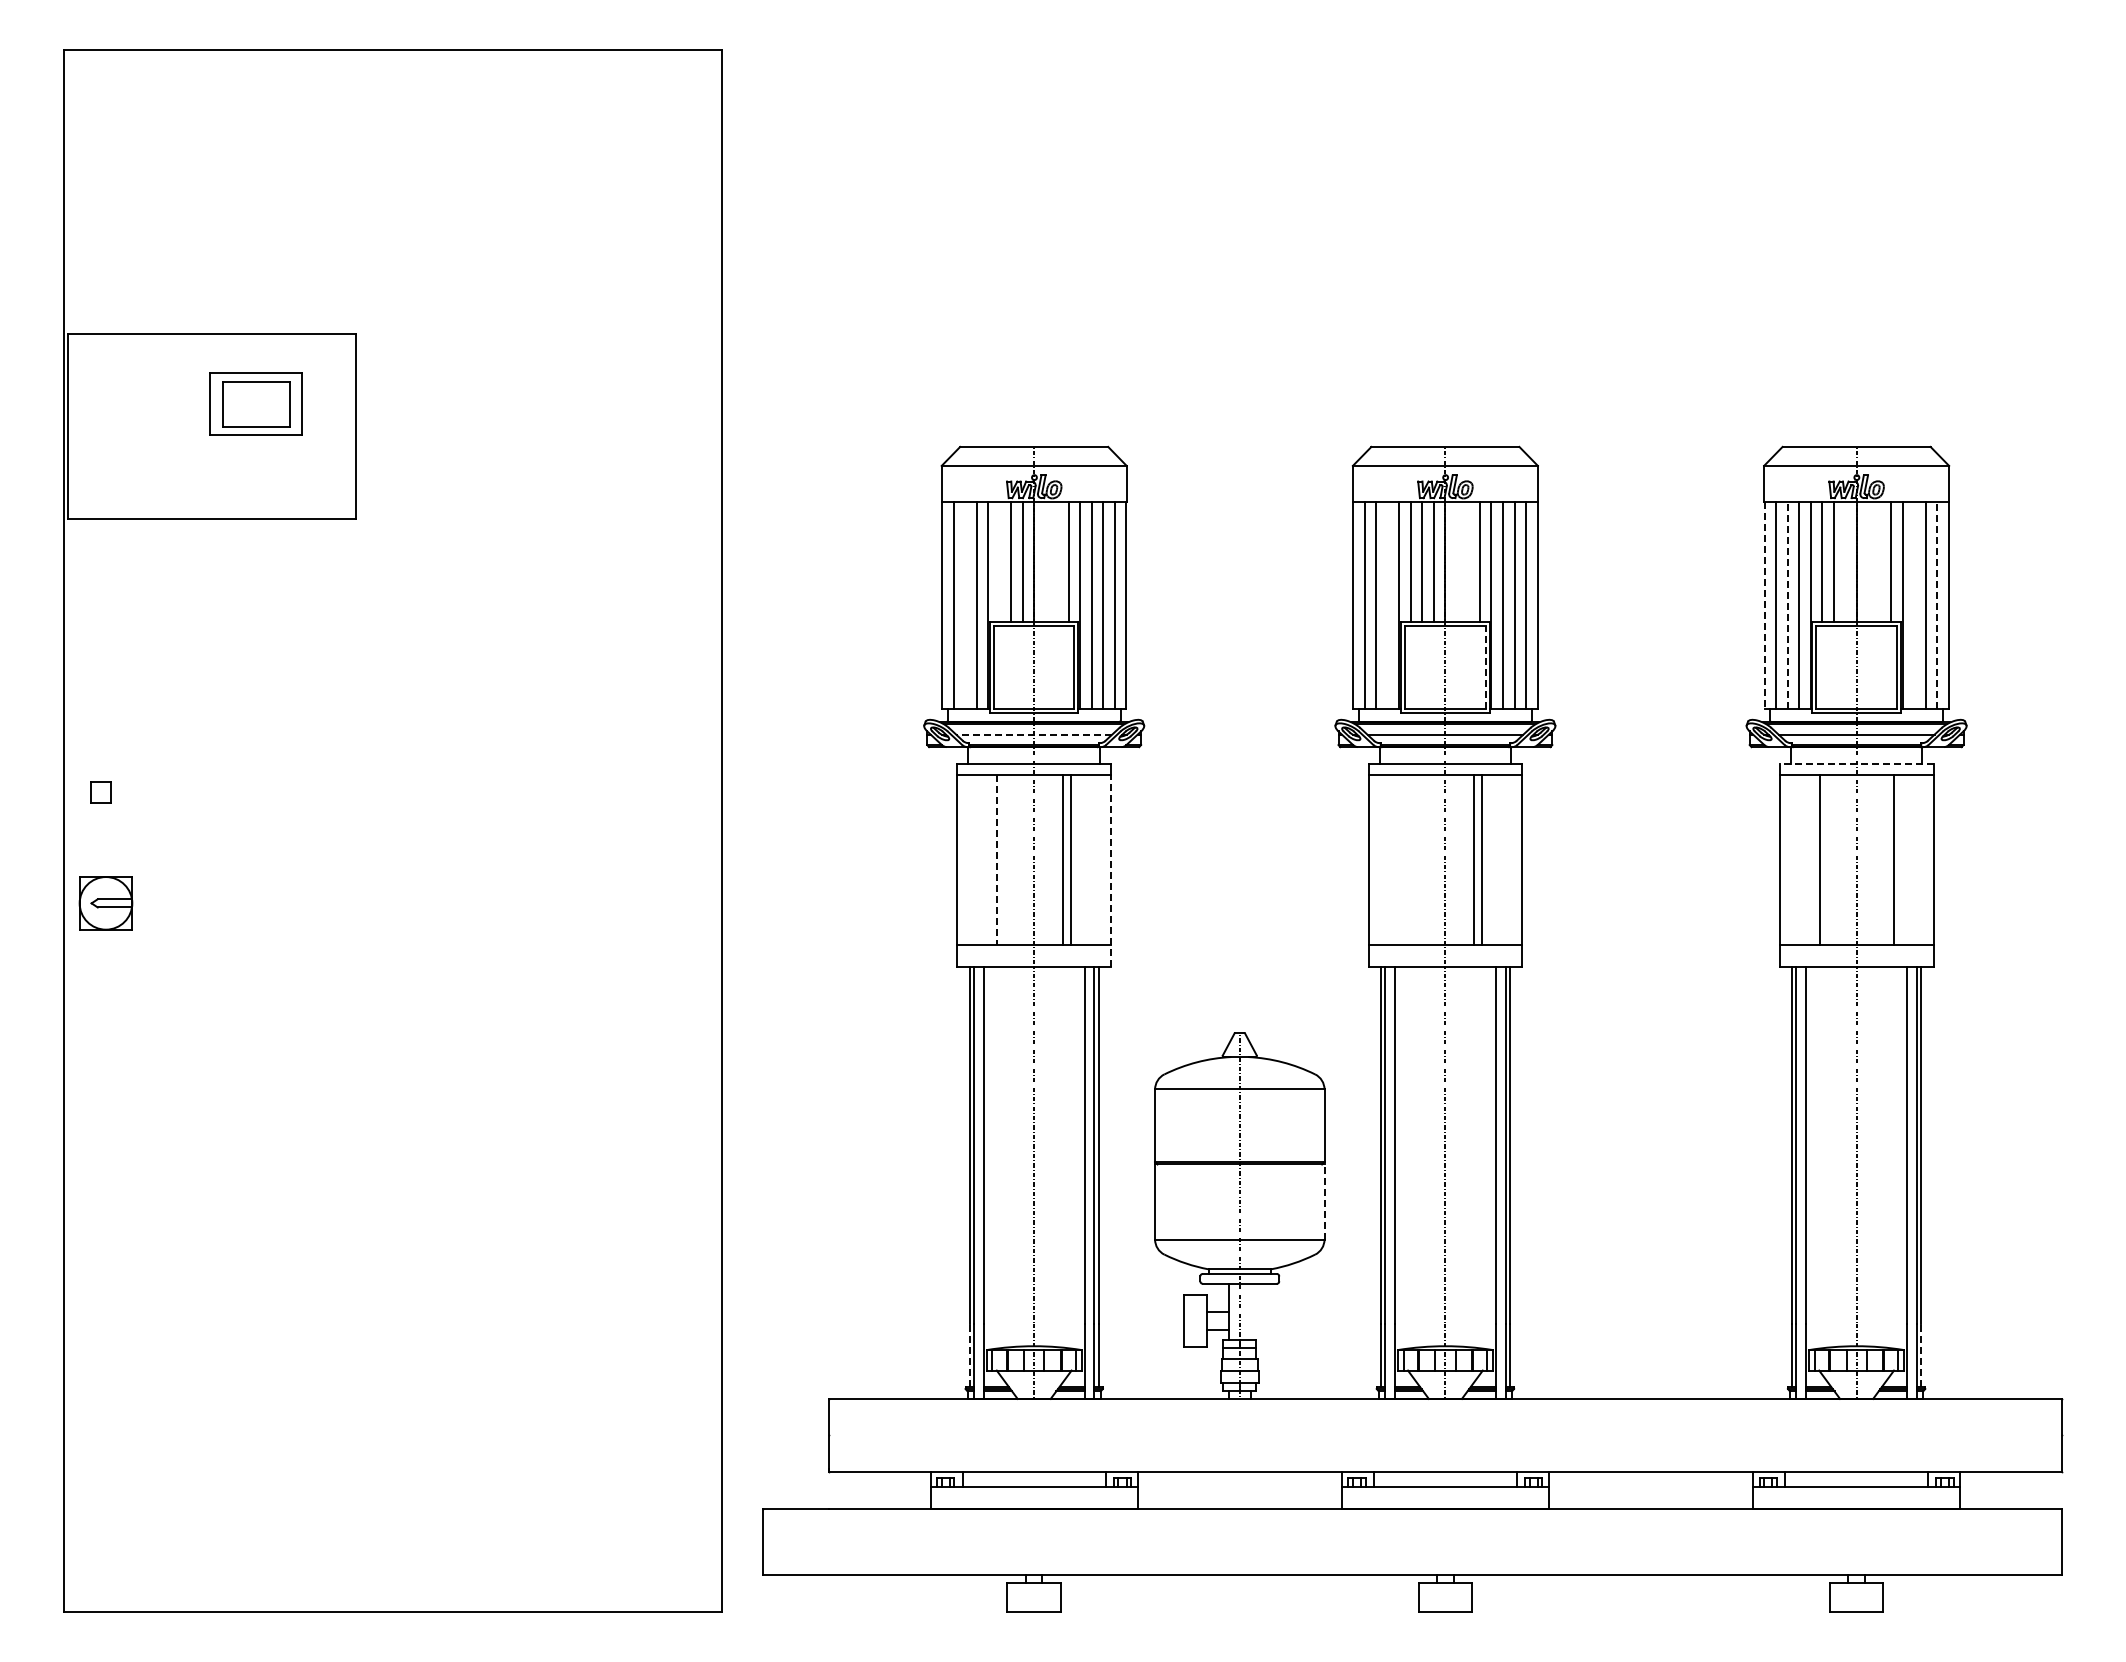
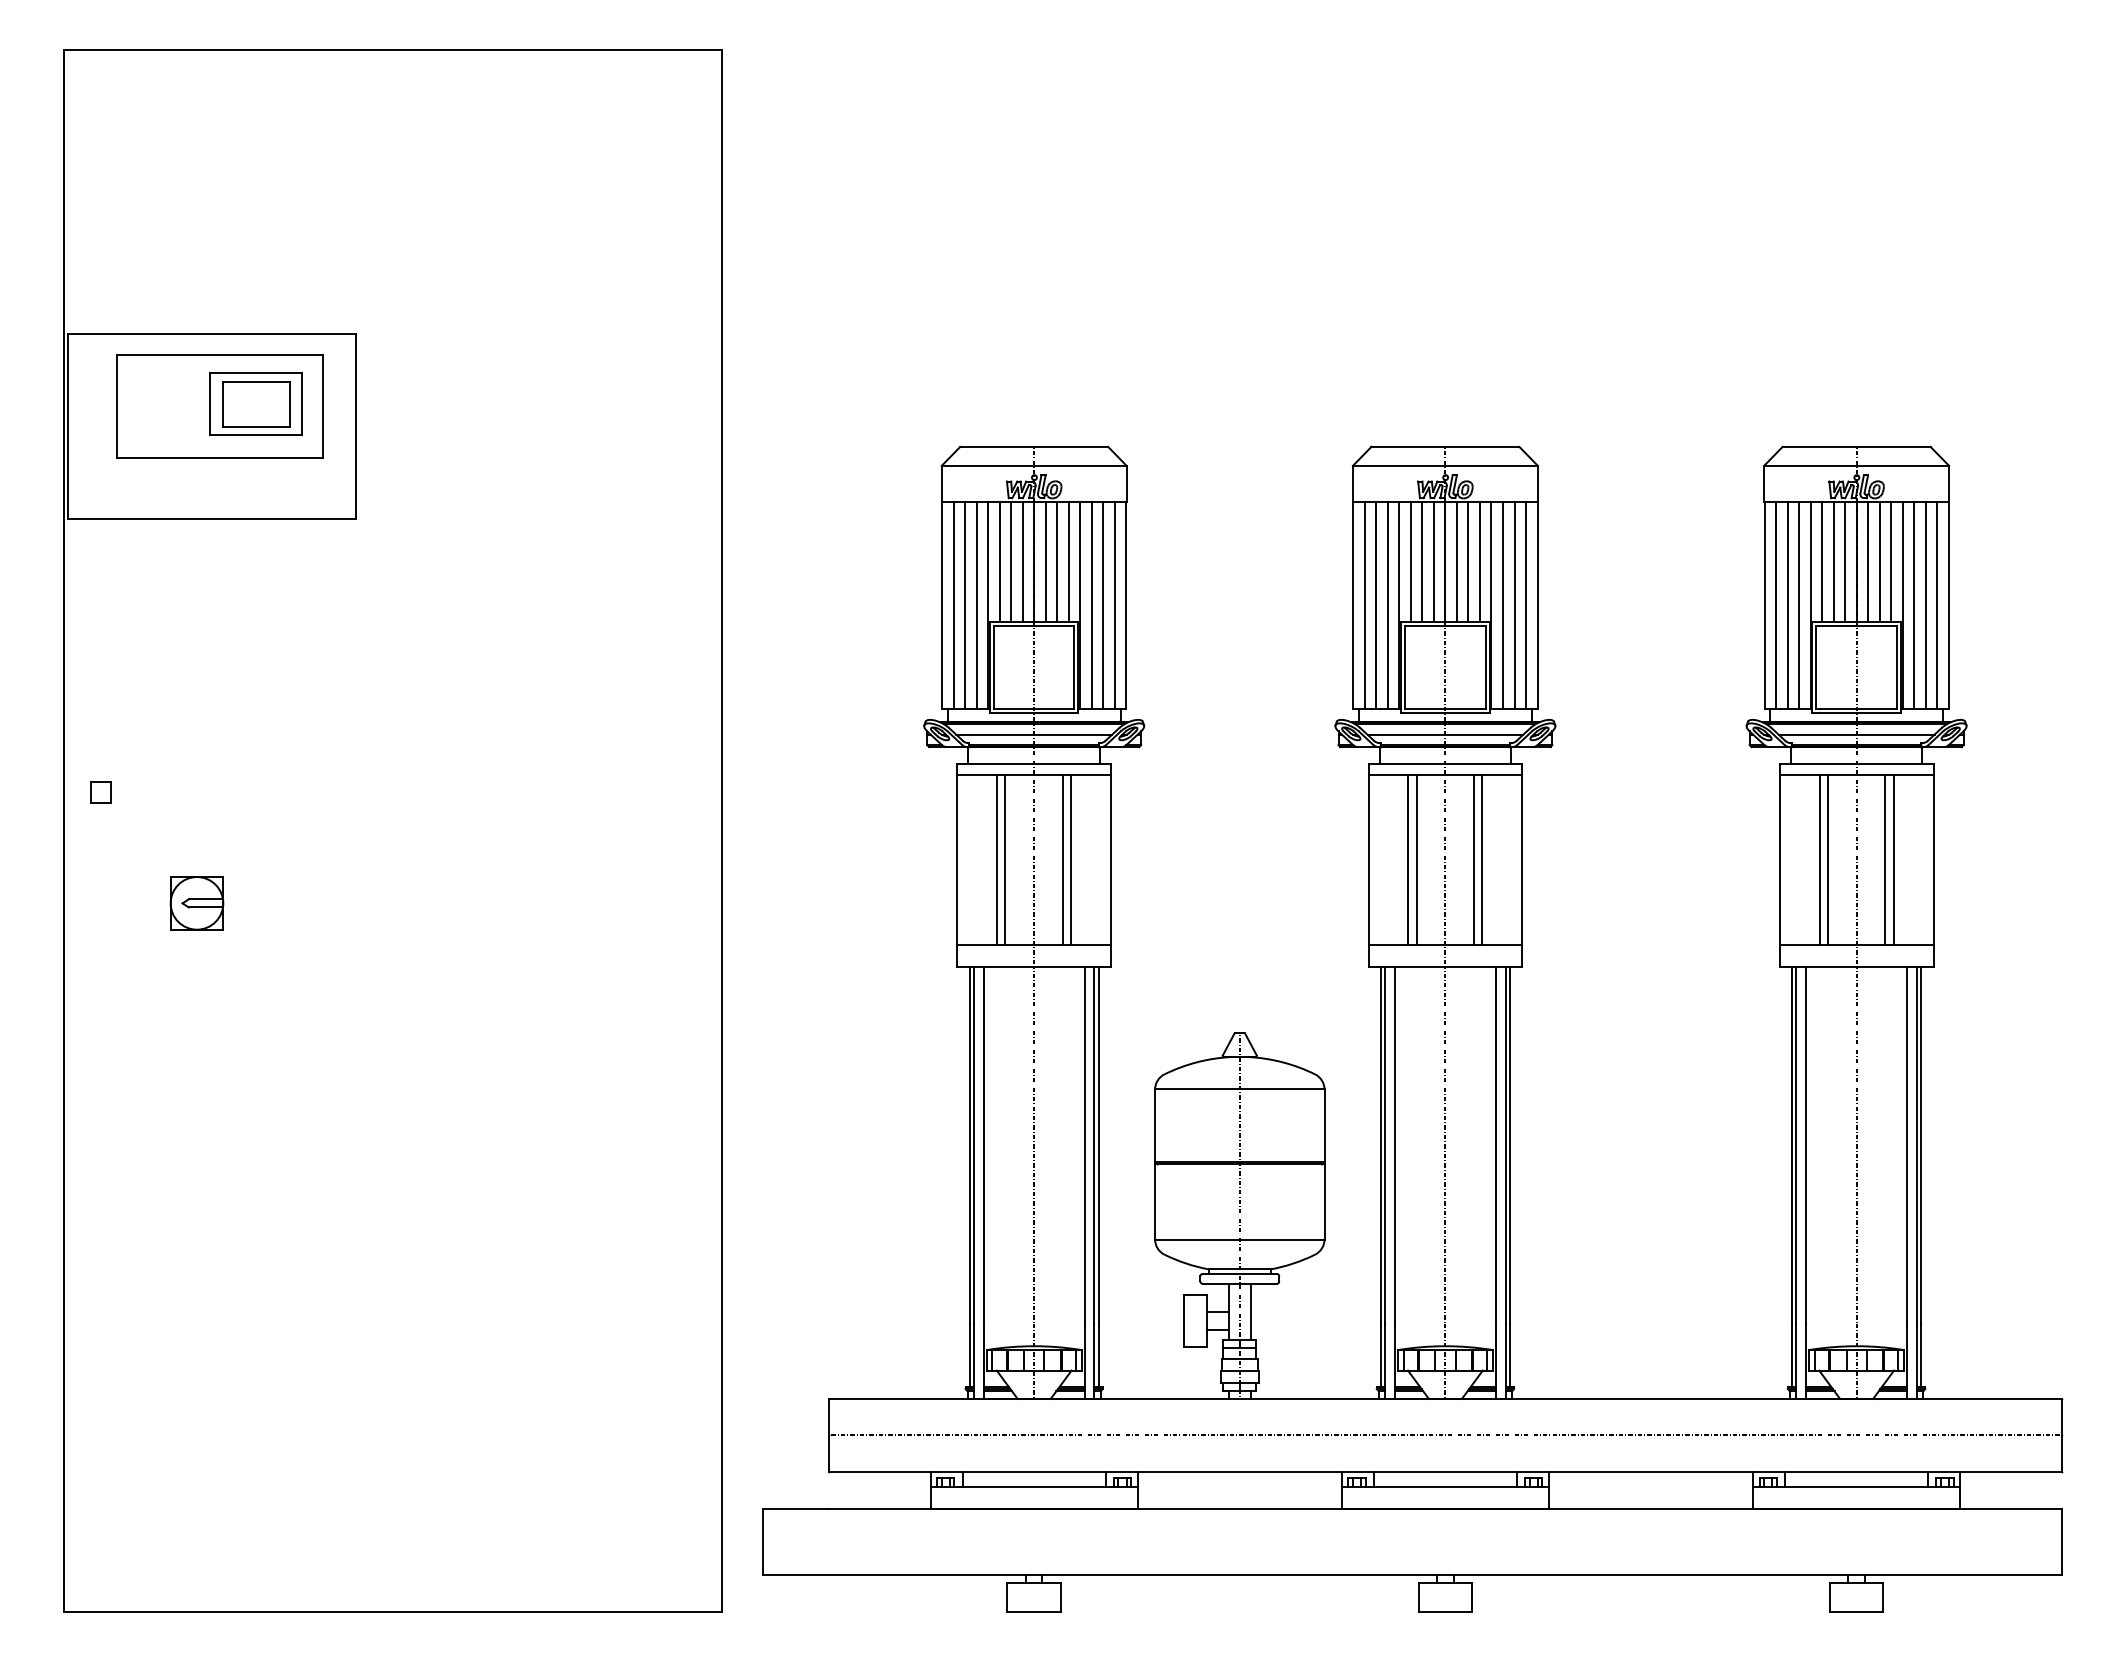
part: none -> present (219, 406)
line: none -> present (999, 561)
line: none -> present (1045, 561)
line: none -> present (1057, 561)
line: none -> present (1456, 561)
line: none -> present (1468, 561)
line: none -> present (1845, 561)
line: none -> present (1868, 561)
line: none -> present (1879, 561)
line: dashed -> solid (1787, 604)
line: dashed -> solid (1937, 604)
line: none -> present (965, 605)
line: none -> present (1387, 605)
line: dashed -> solid (1764, 605)
line: none -> present (1914, 605)
line: dashed -> solid (1485, 666)
line: dashed -> solid (1034, 734)
line: dashed -> solid (1856, 763)
line: none -> present (1005, 859)
line: none -> present (1408, 859)
line: none -> present (1416, 859)
line: none -> present (1827, 859)
line: none -> present (1885, 859)
line: dashed -> solid (997, 860)
line: dashed -> solid (1111, 870)
part position: (105, 903) -> (196, 903) (196, 903)
line: dashed -> solid (1324, 1202)
line: none -> present (1250, 1311)
line: dashed -> solid (969, 1355)
line: dashed -> solid (1921, 1355)
line: none -> present (1445, 1435)
